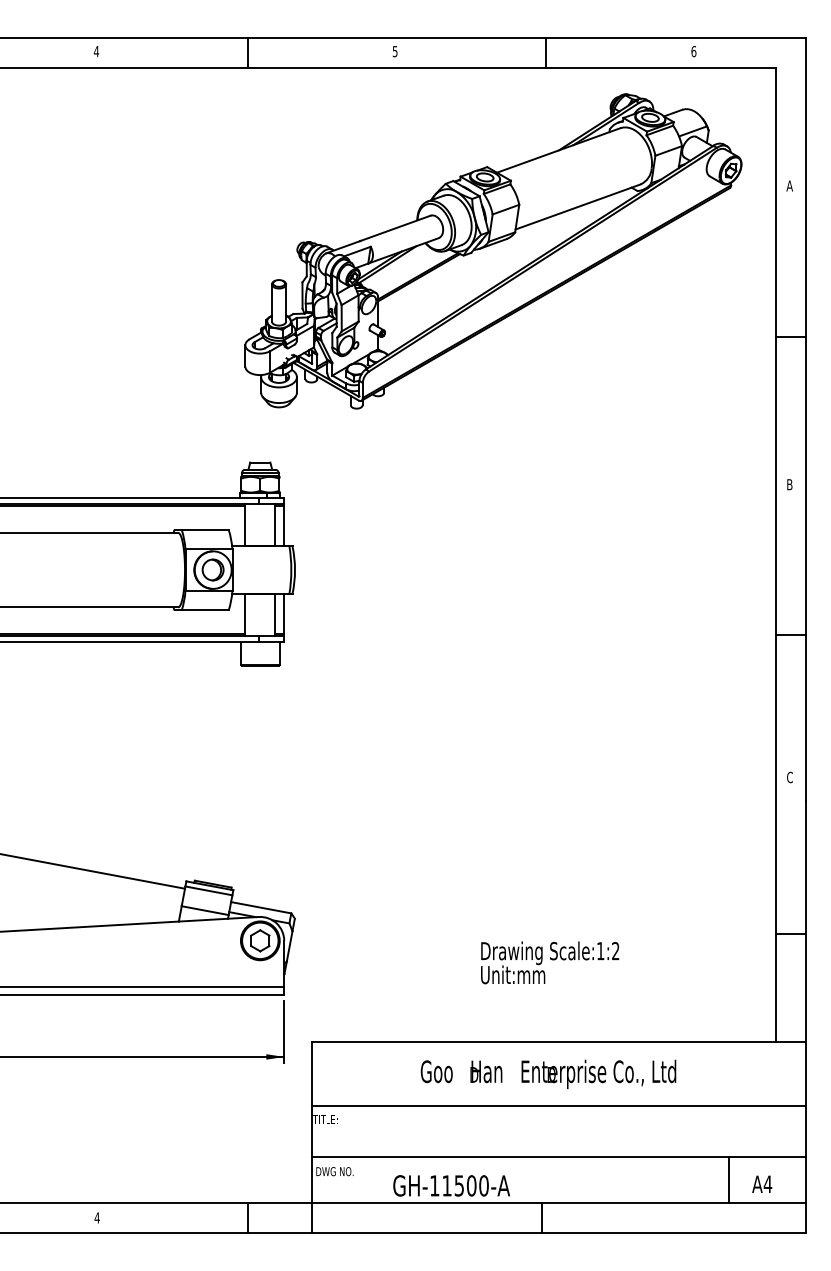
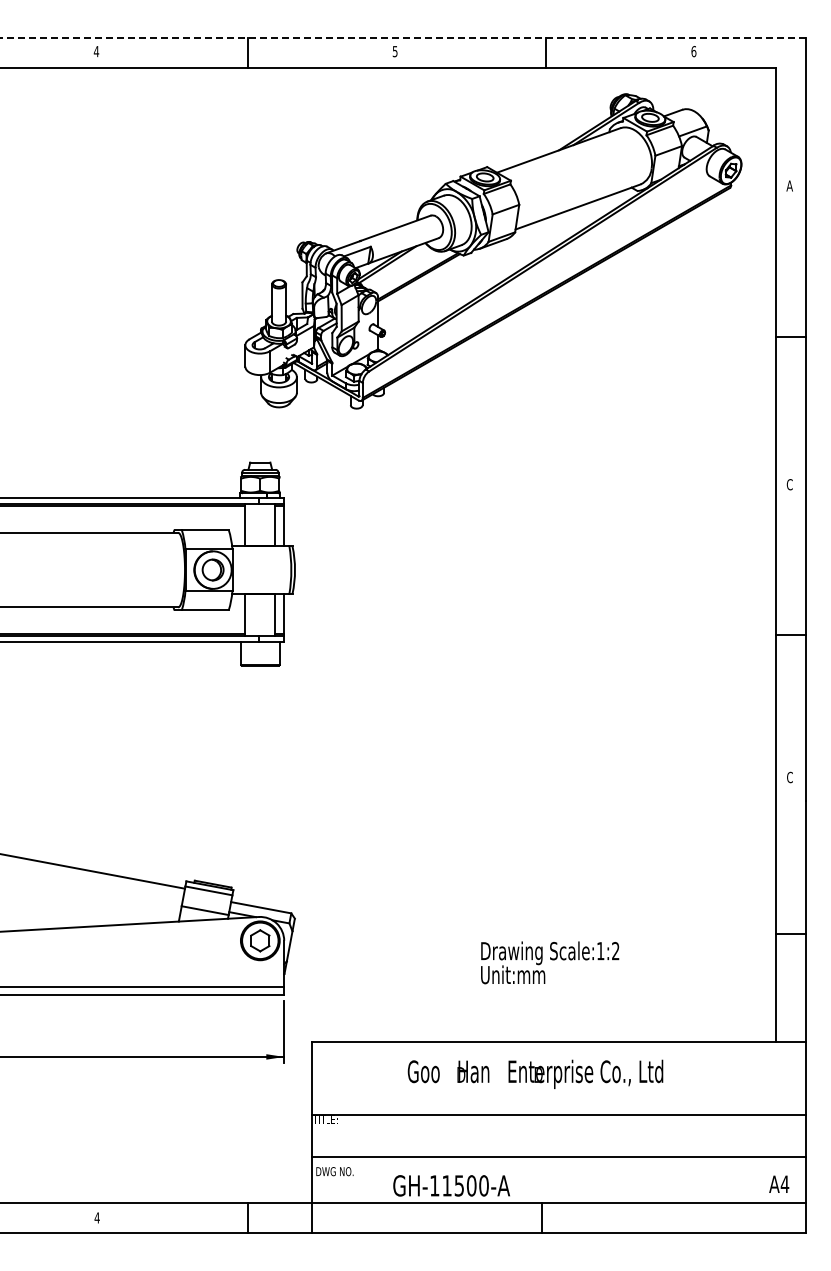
line: solid -> dashed (403, 38)
text: B -> C (789, 484)
text position: (548, 1073) -> (535, 1073) (535, 1073)
line position: (558, 1105) -> (558, 1114) (558, 1114)
line: present -> none (728, 1179)
text position: (762, 1183) -> (779, 1183) (779, 1183)
